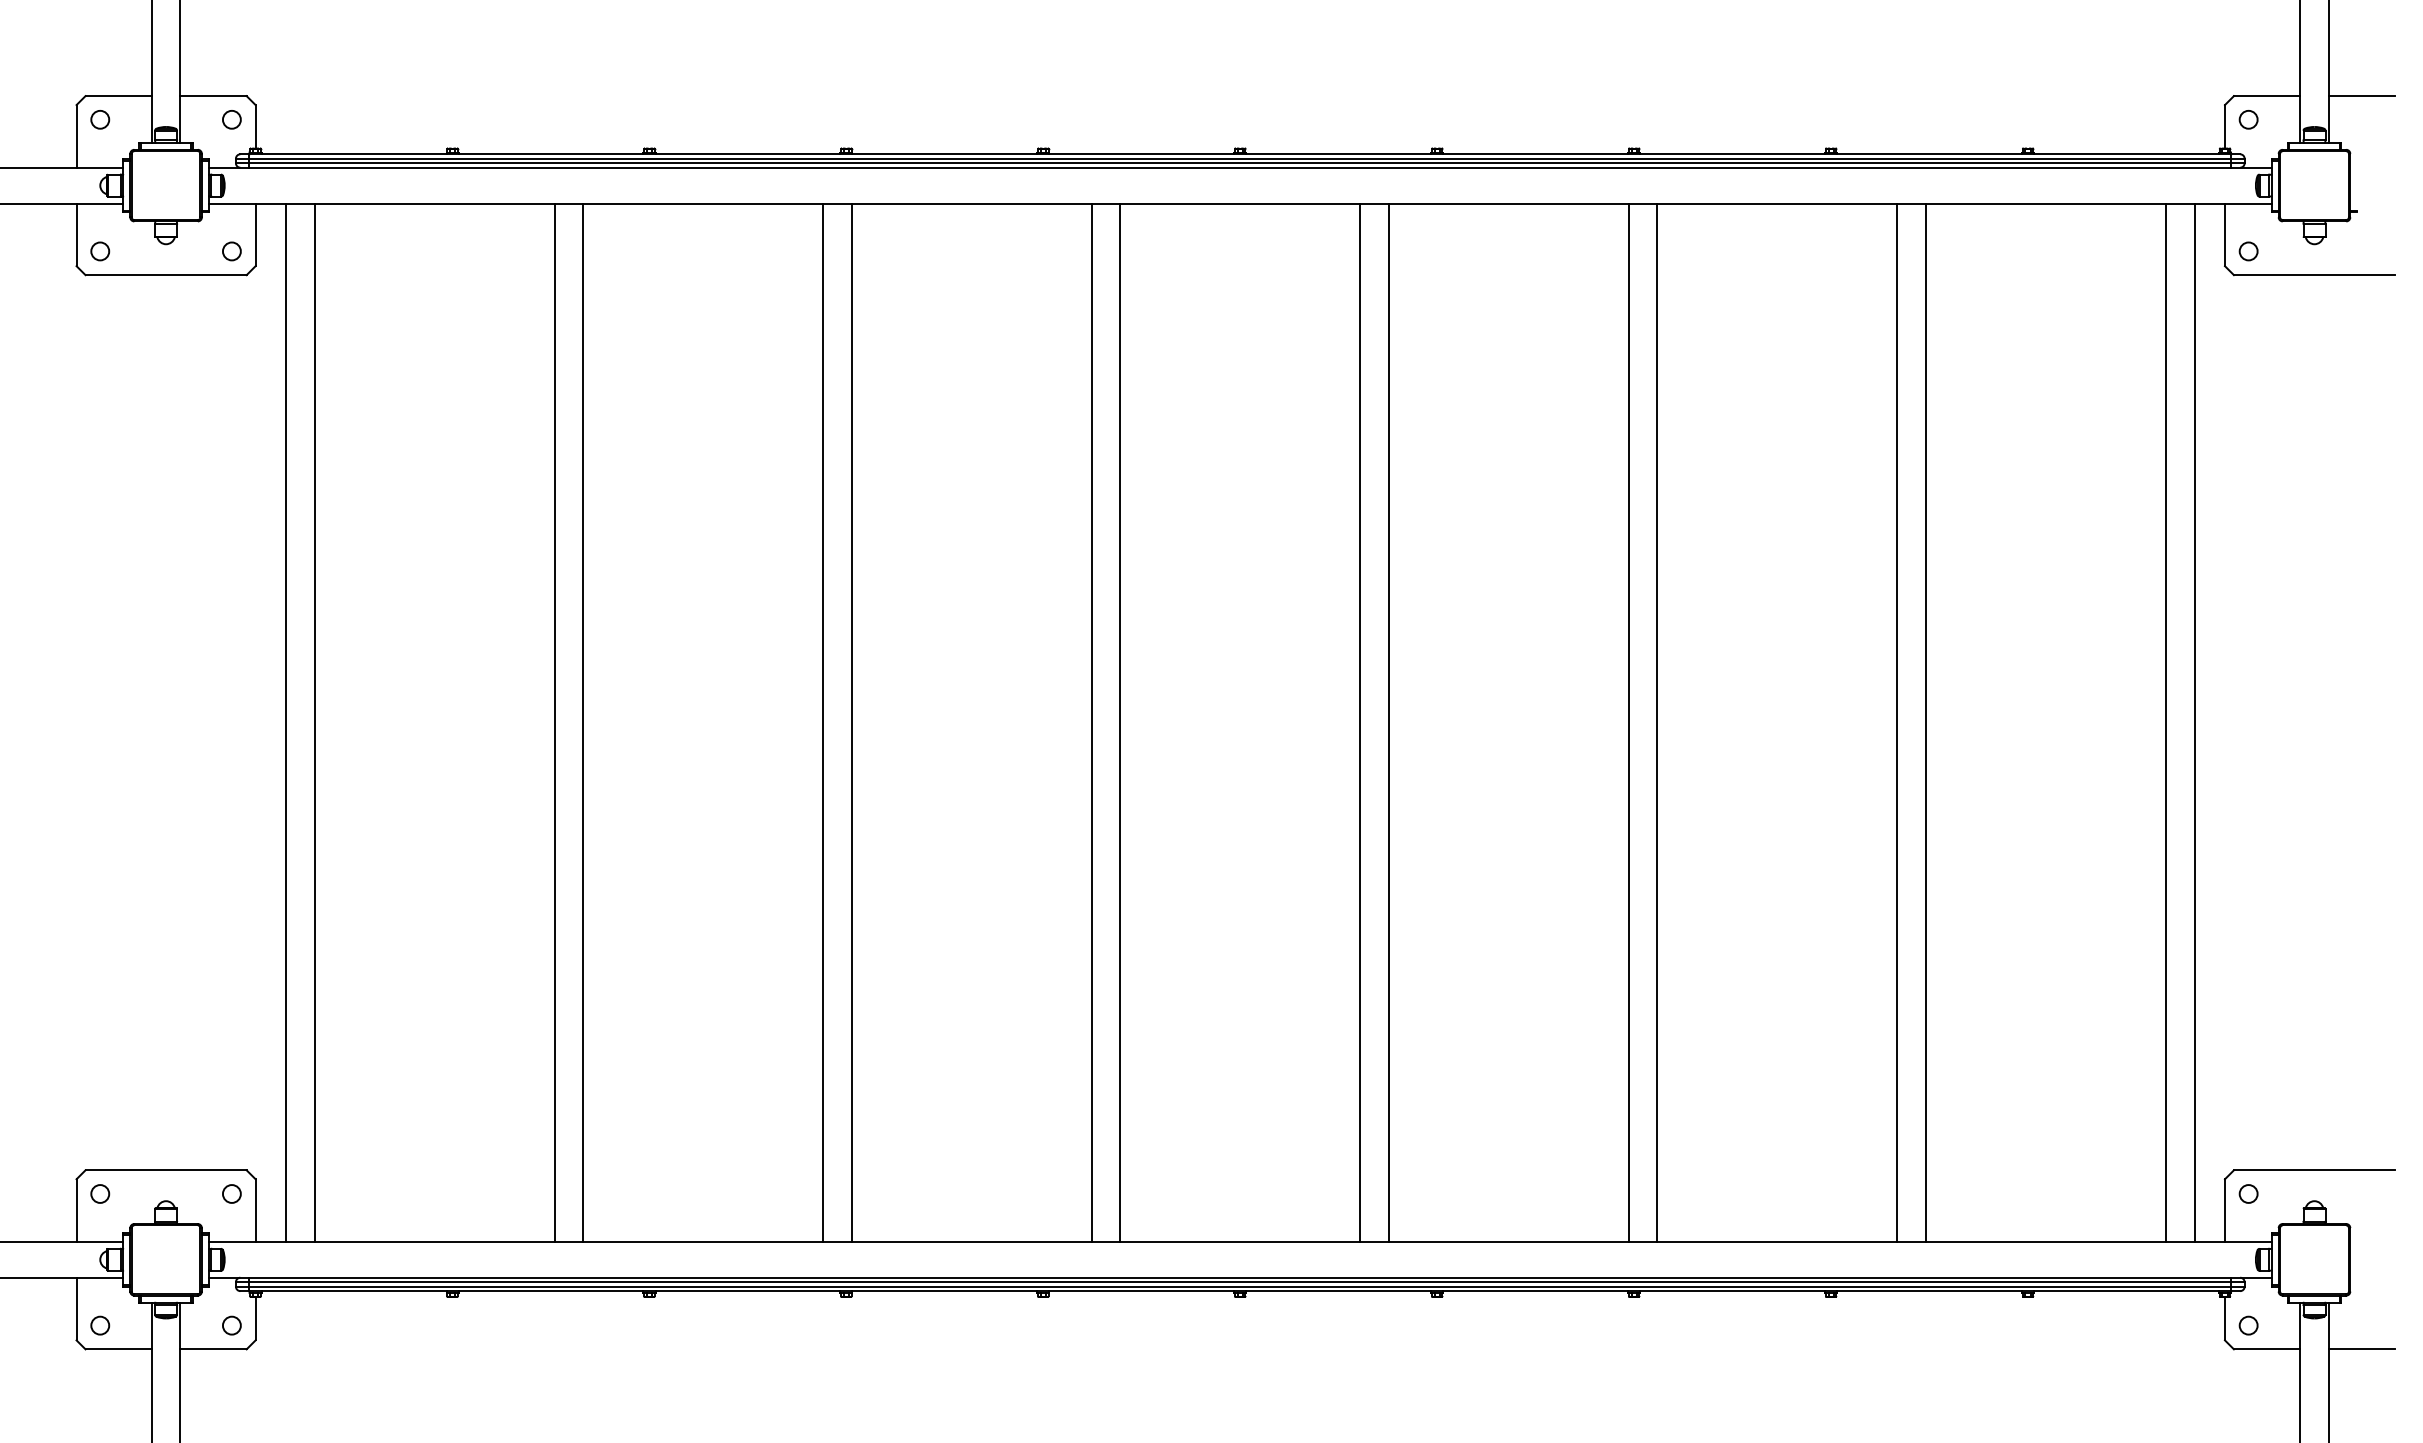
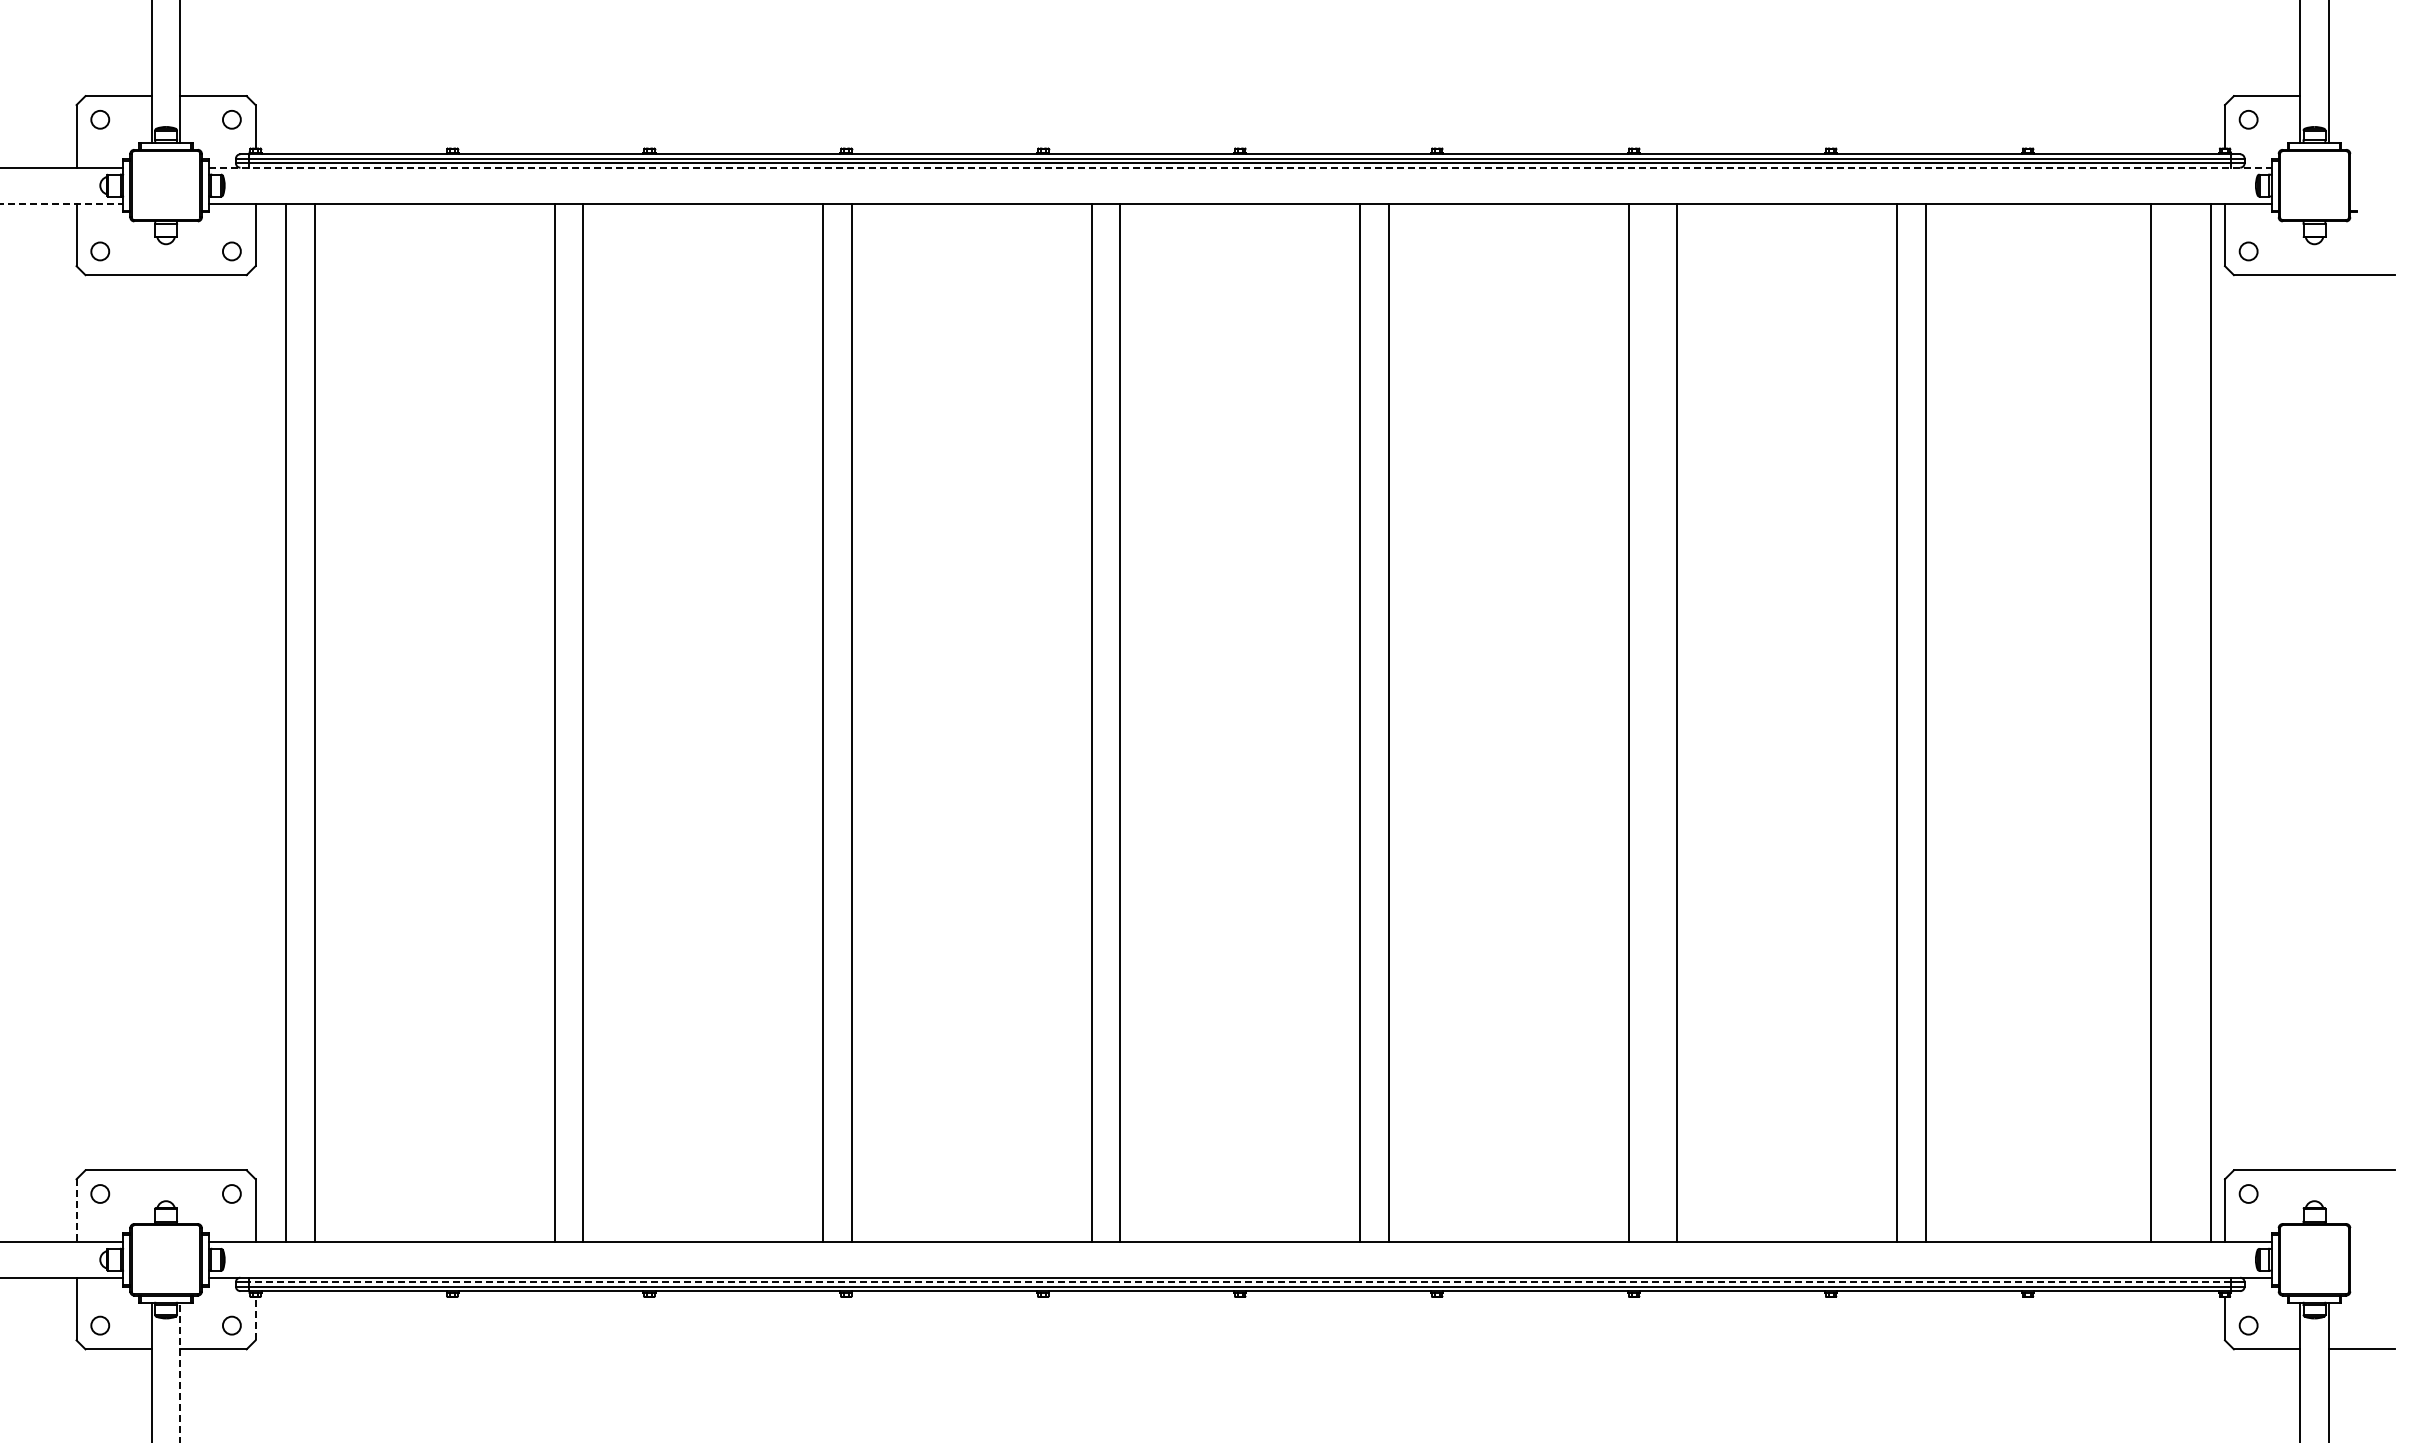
line: present -> none (2361, 96)
line: solid -> dashed (1240, 167)
line: solid -> dashed (62, 203)
line position: (1657, 722) -> (1677, 722) (1677, 722)
line position: (2165, 722) -> (2150, 722) (2150, 722)
line position: (2194, 722) -> (2210, 722) (2210, 722)
line: solid -> dashed (76, 1211)
line: solid -> dashed (1240, 1282)
line: solid -> dashed (255, 1318)
line: solid -> dashed (180, 1372)
